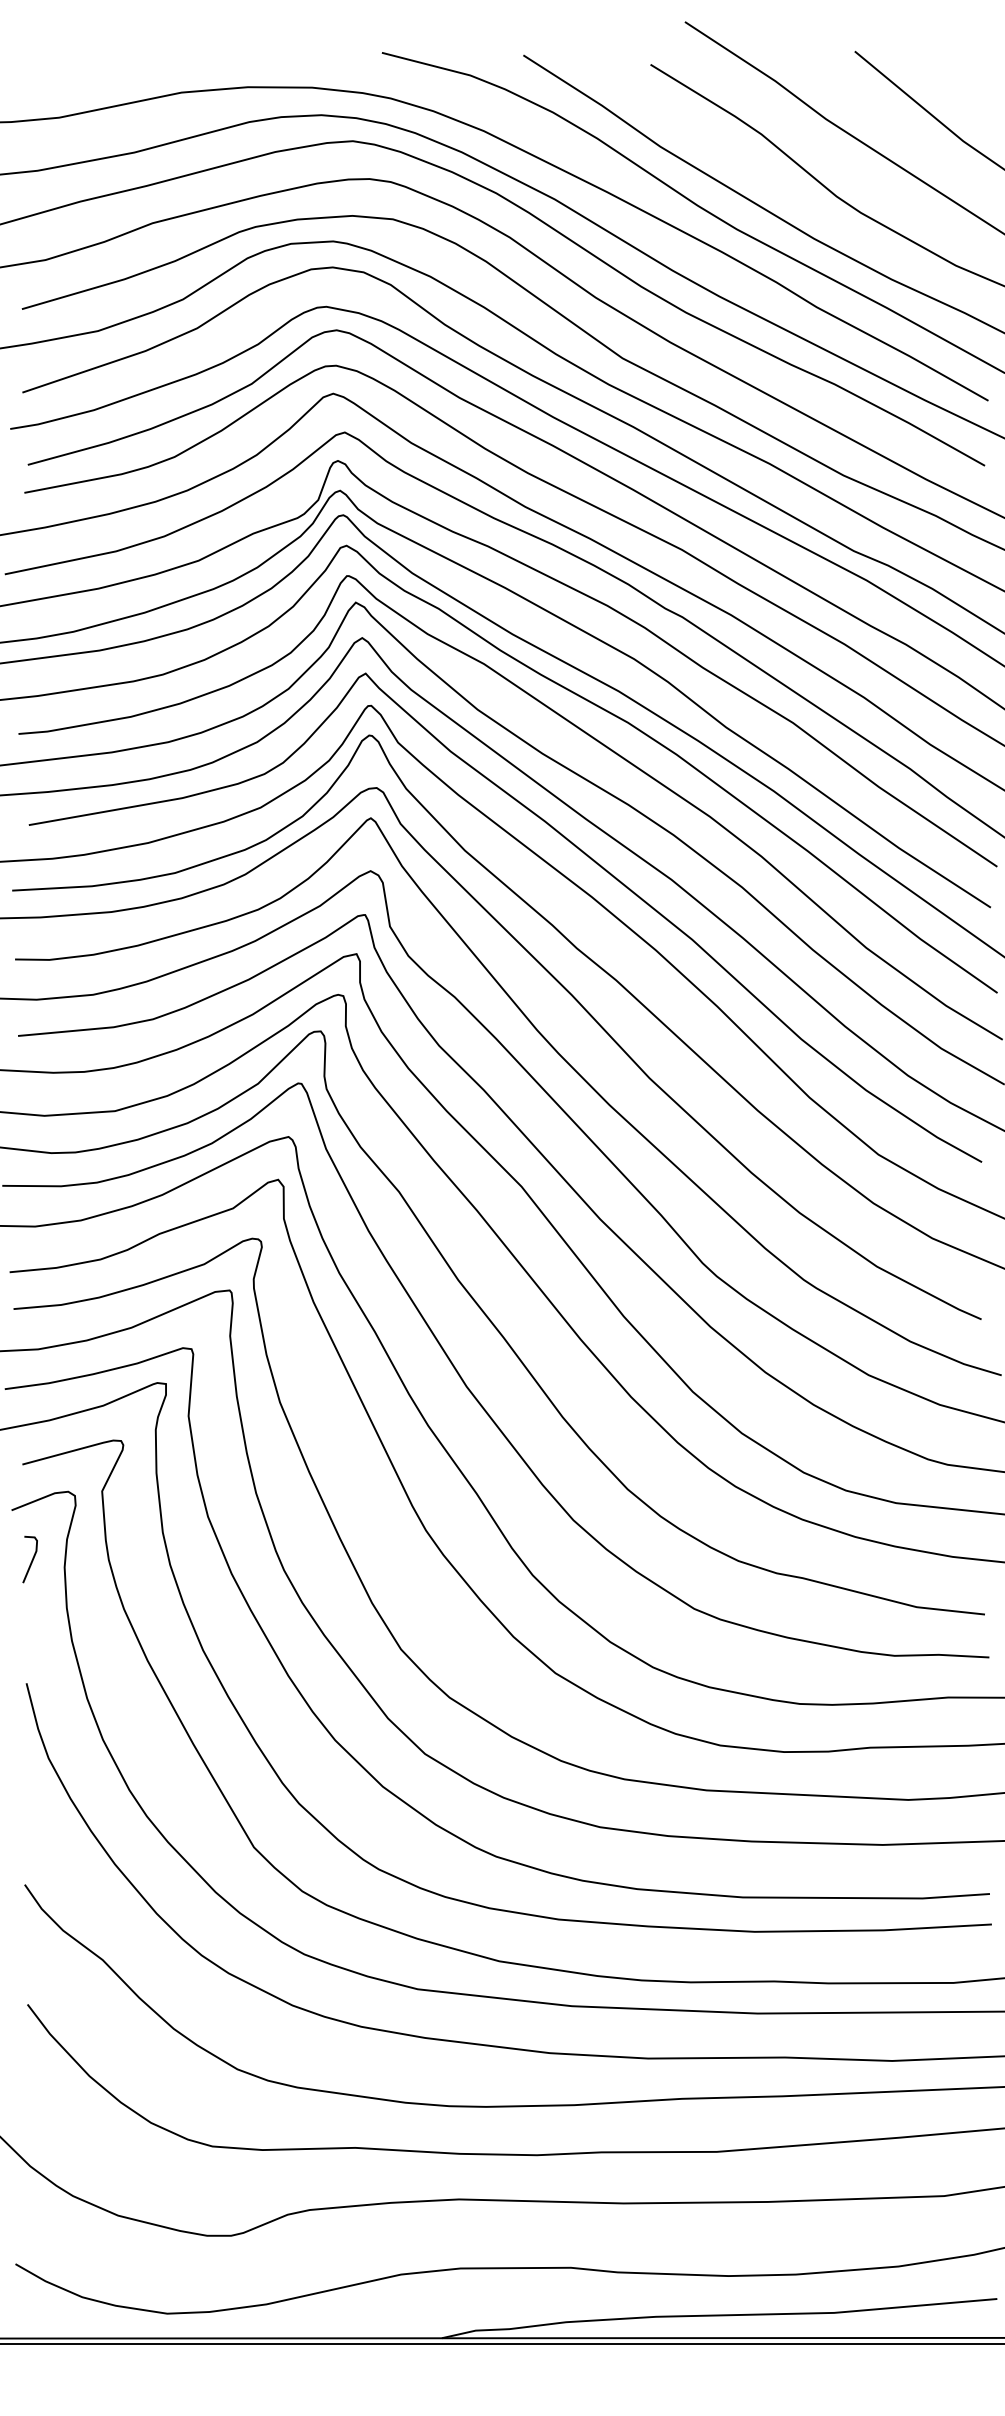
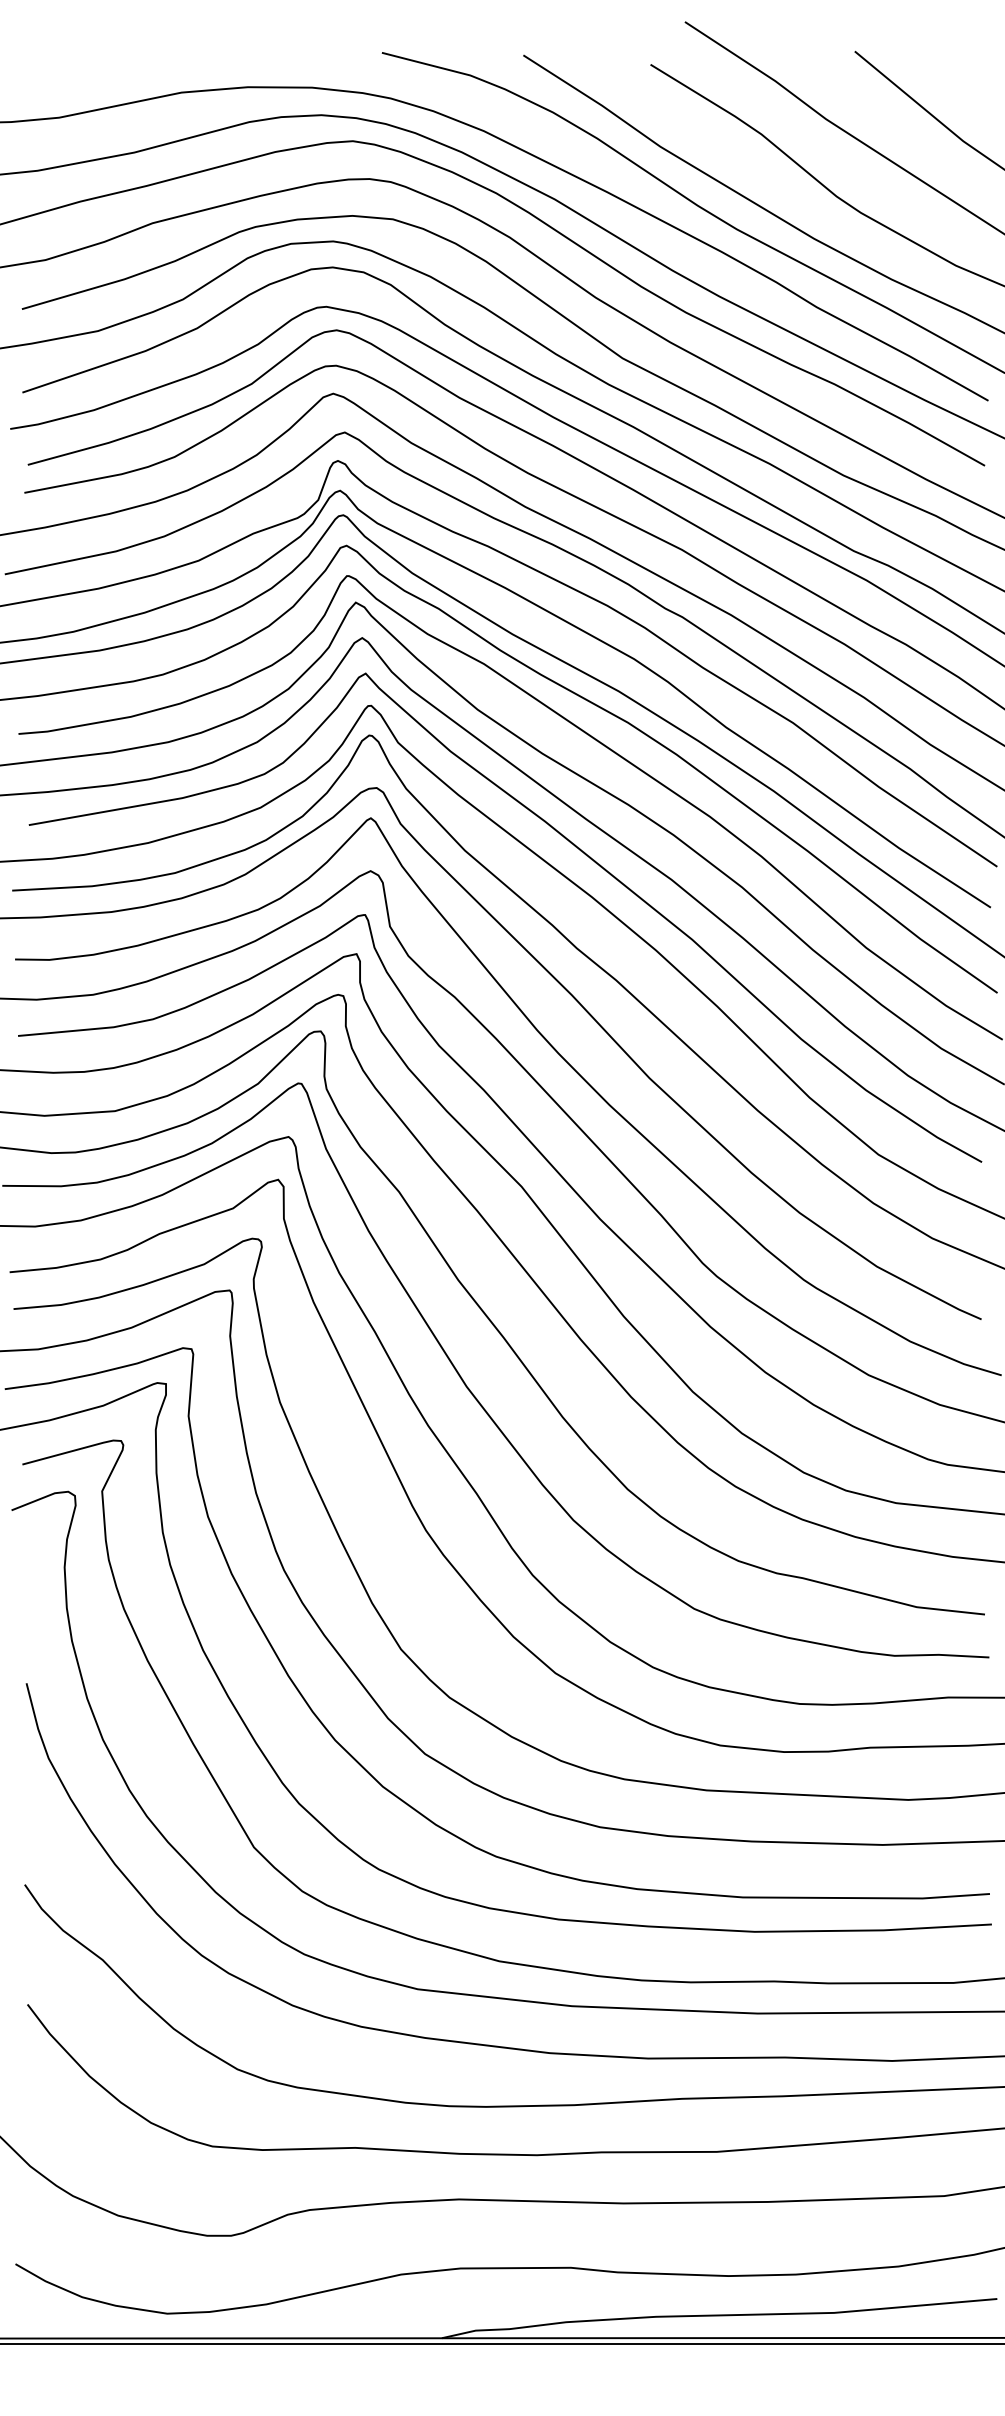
line: present -> none (31, 1560)
